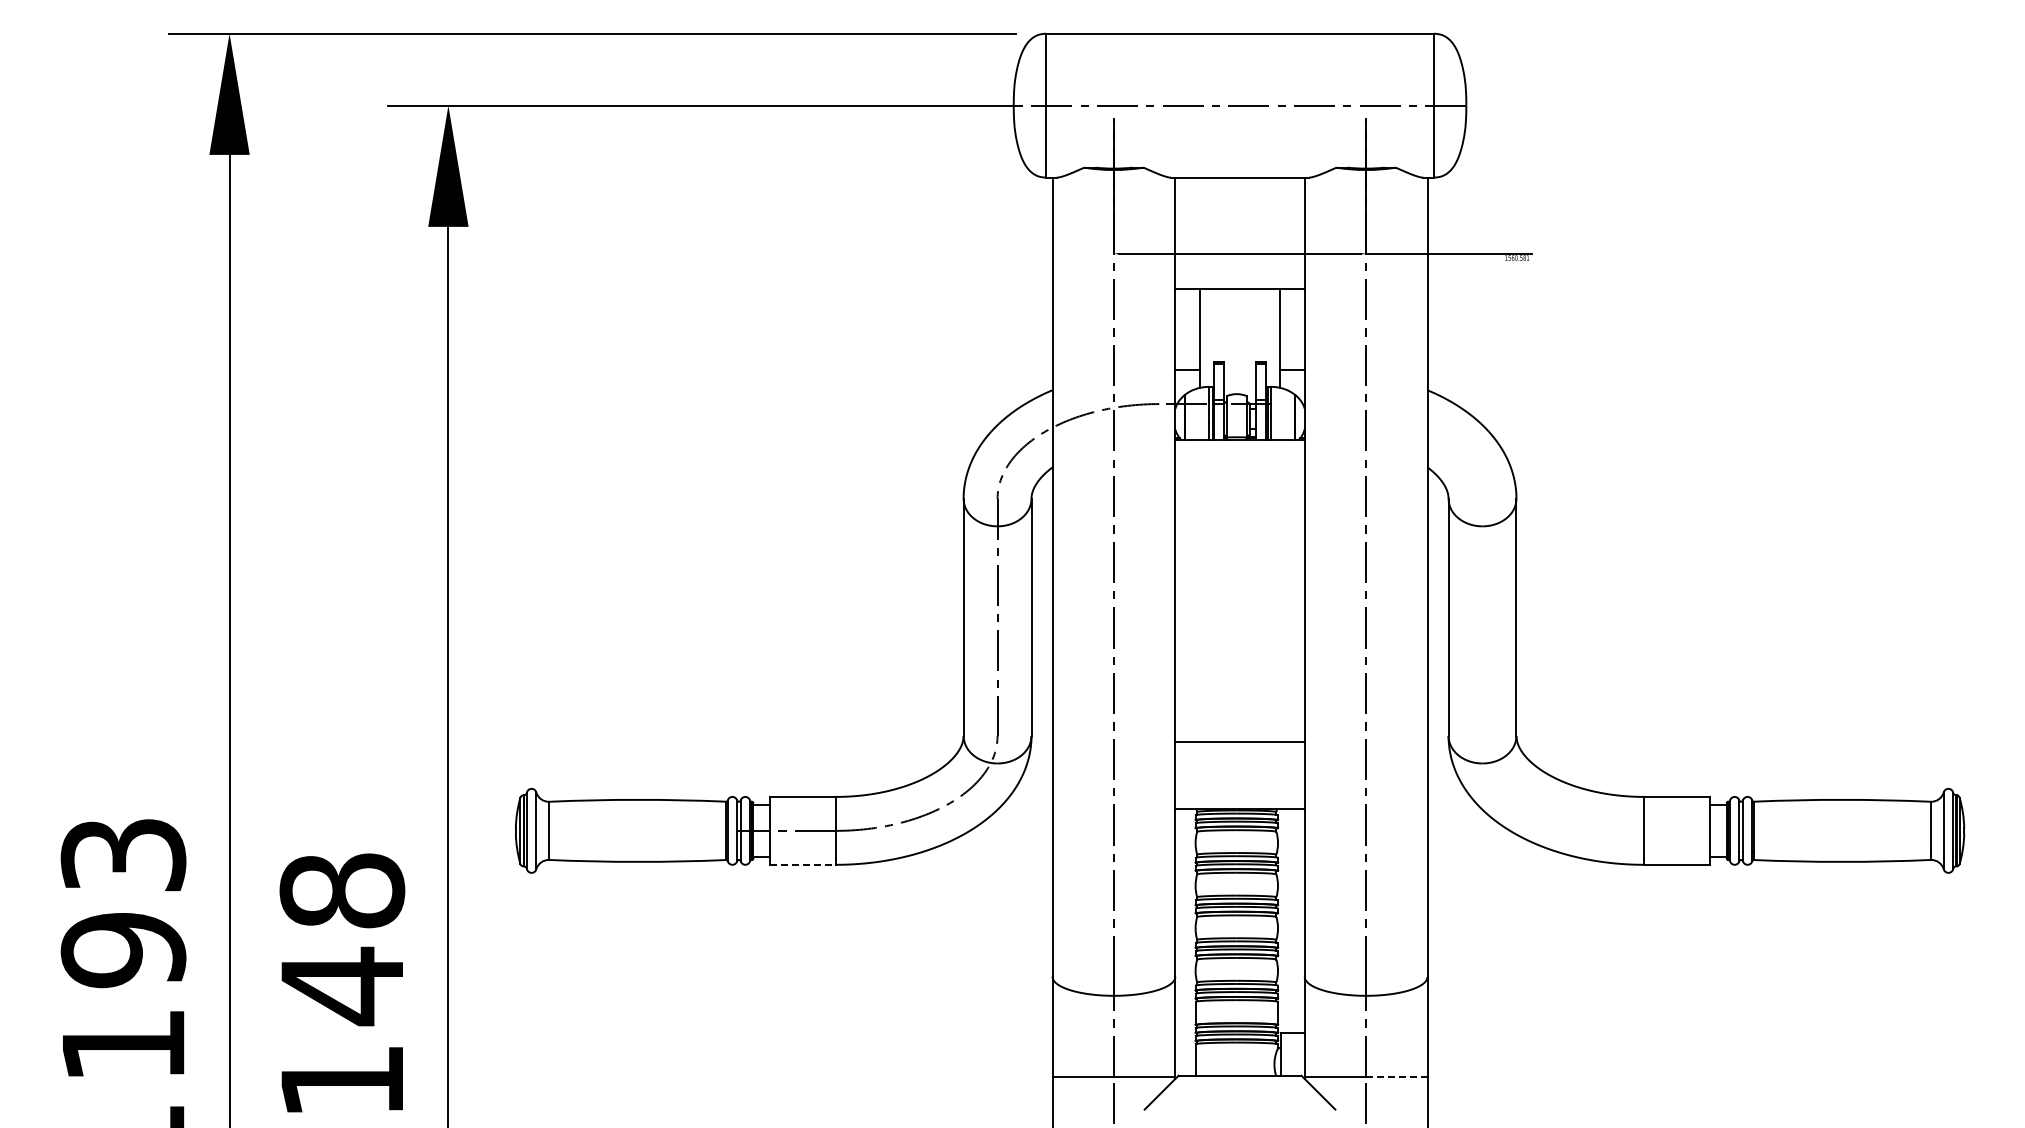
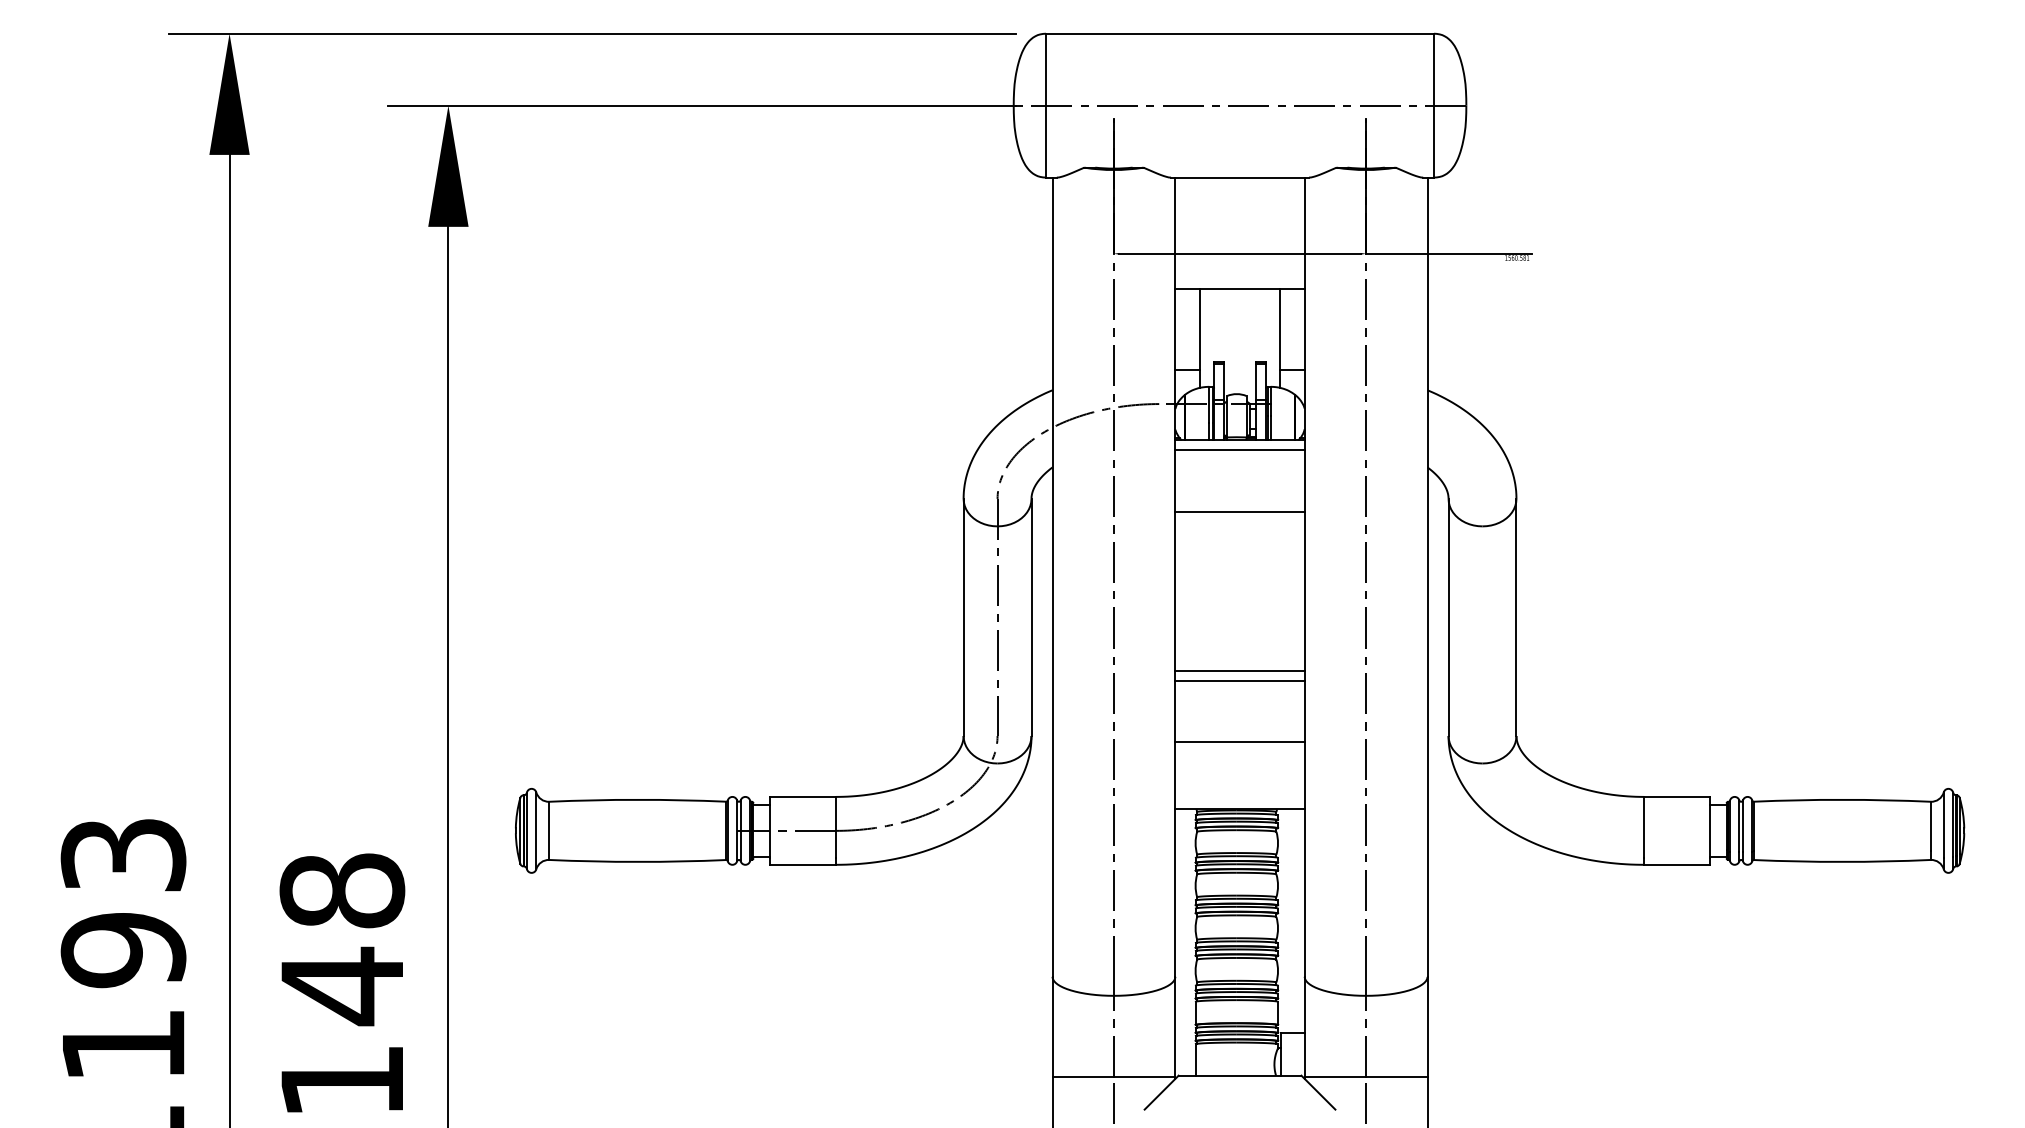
line: none -> present (1239, 450)
line: none -> present (1239, 511)
line: none -> present (1239, 670)
line: none -> present (1239, 680)
line: dashed -> solid (803, 864)
line: dashed -> solid (1396, 1076)
